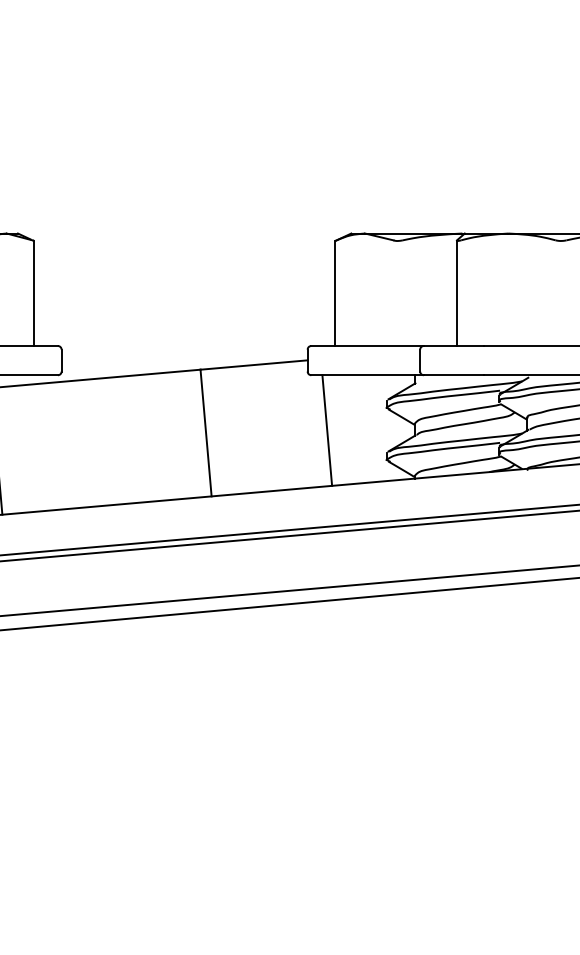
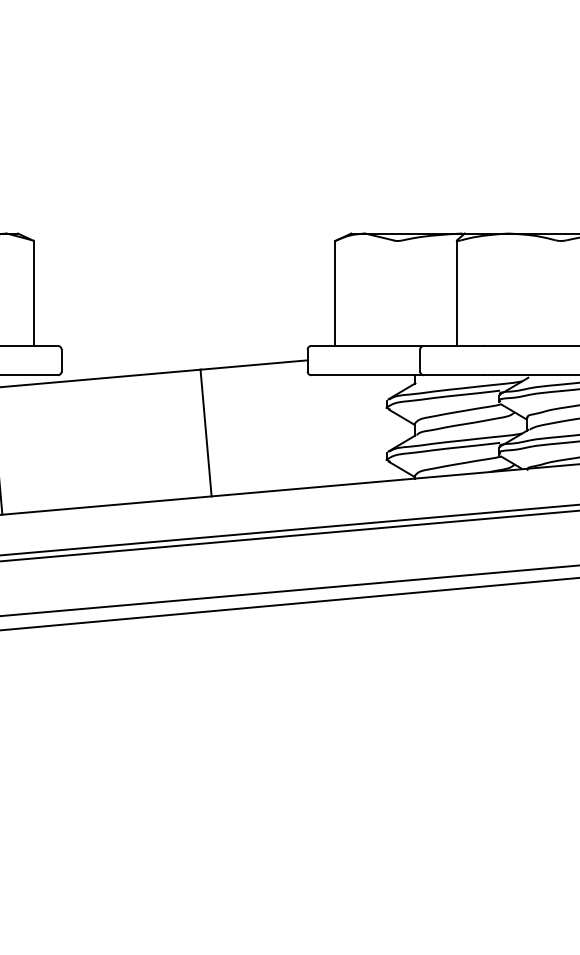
line: present -> none (327, 430)
